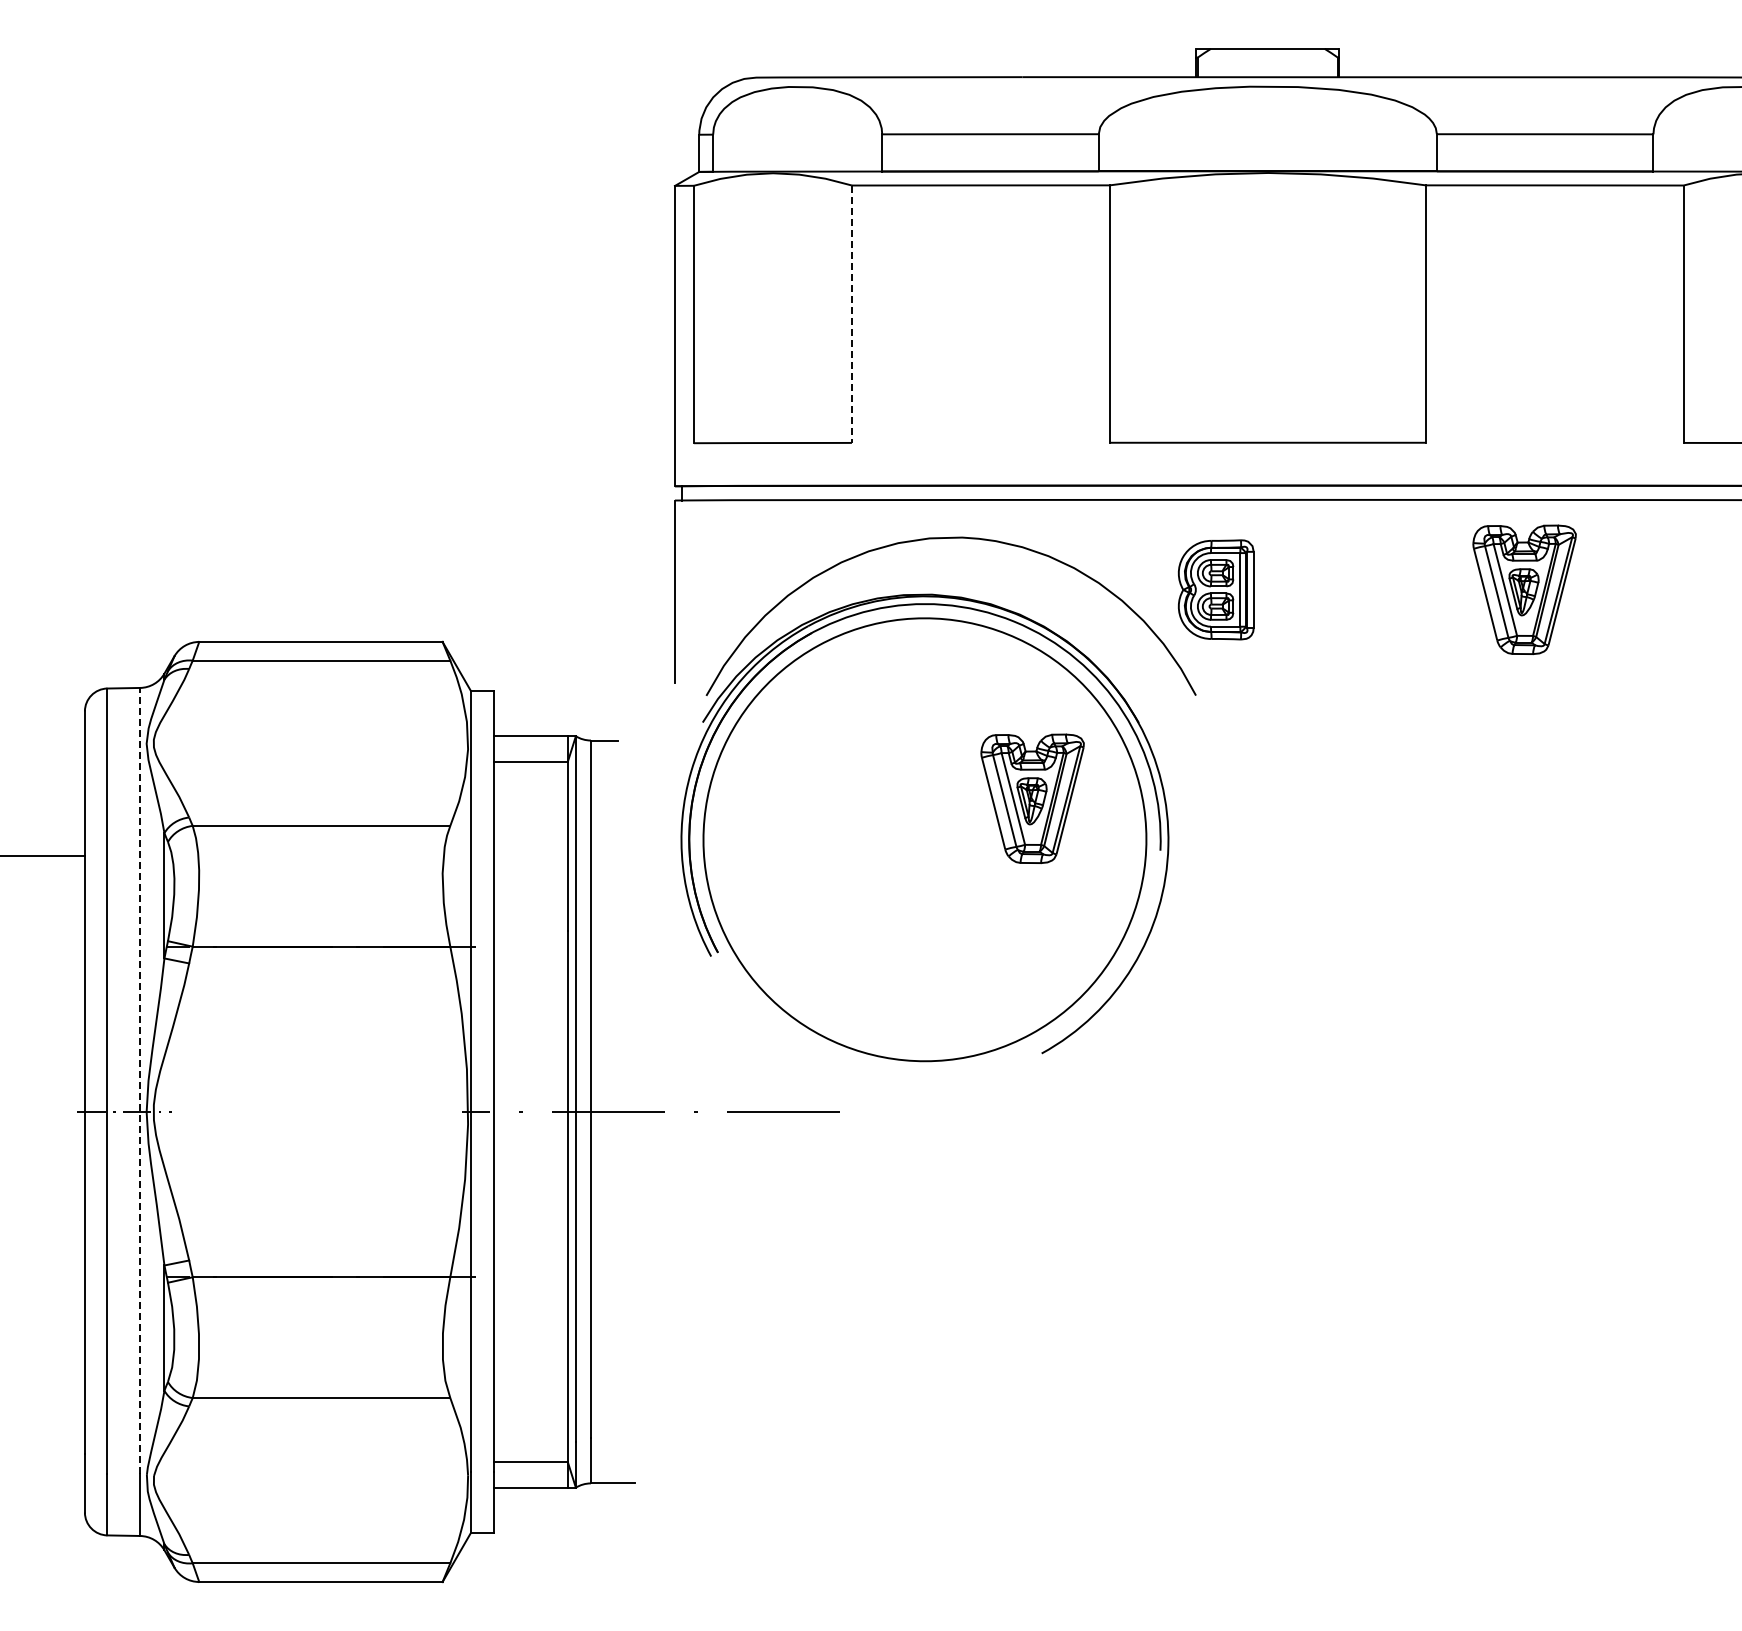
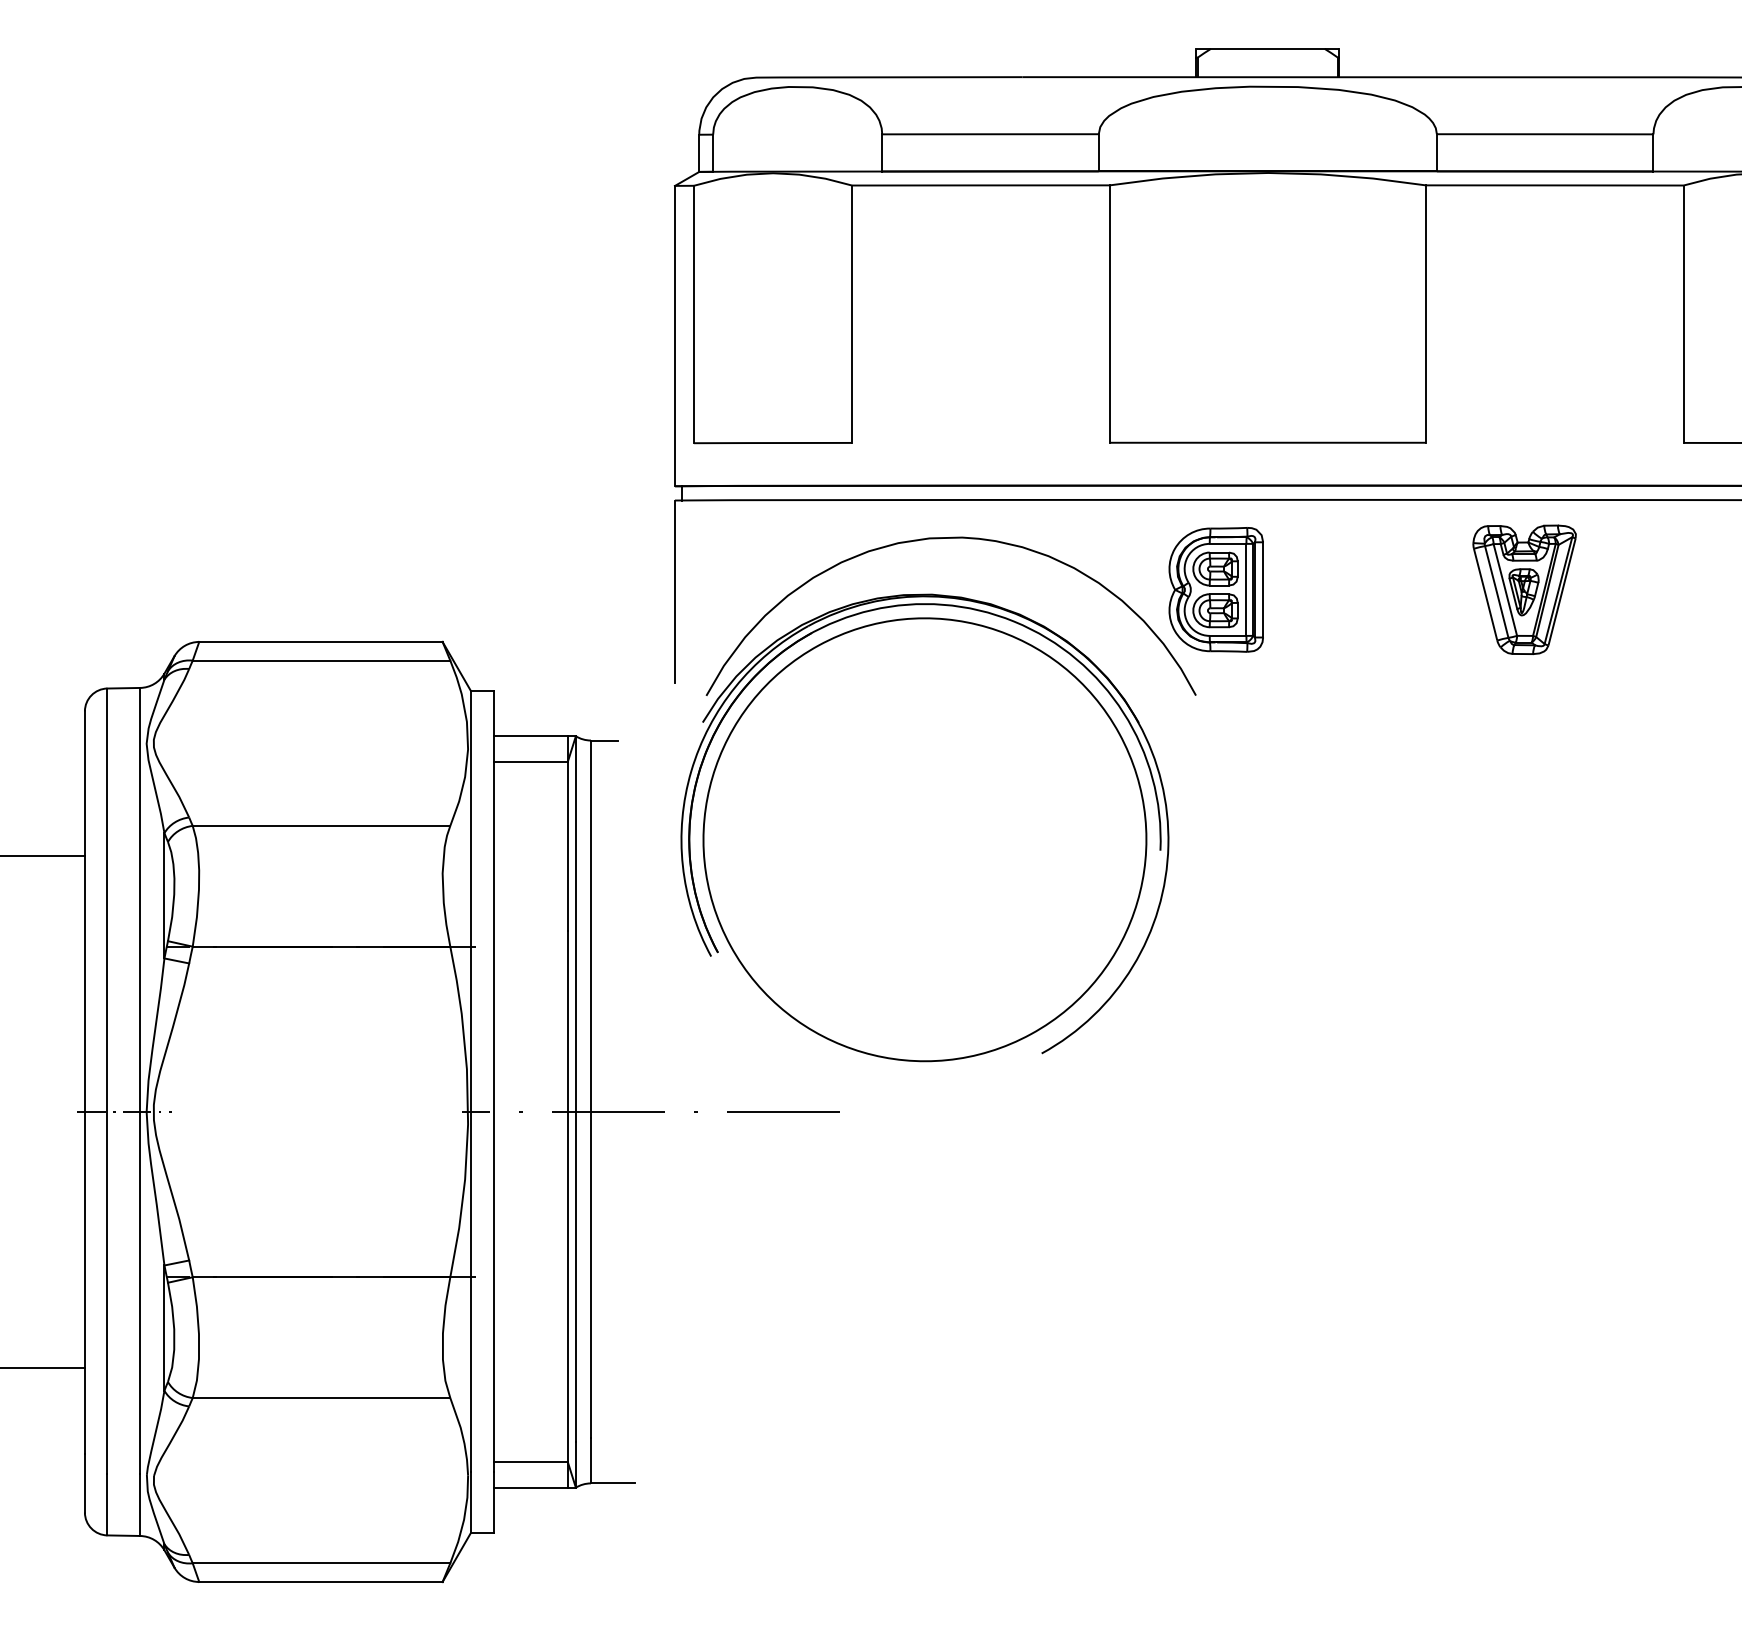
line: dashed -> solid (851, 314)
part size: 78x102 px -> 96x126 px (1215, 589)
part: present -> none (1032, 798)
line: dashed -> solid (140, 1080)
line: none -> present (43, 1367)
